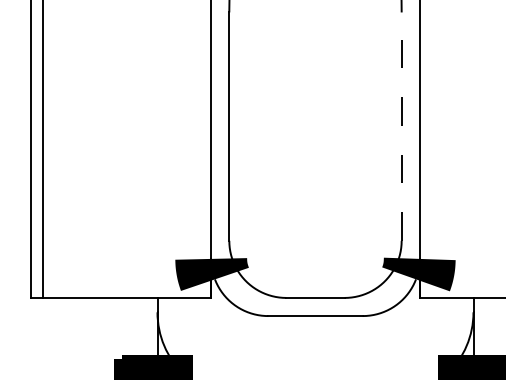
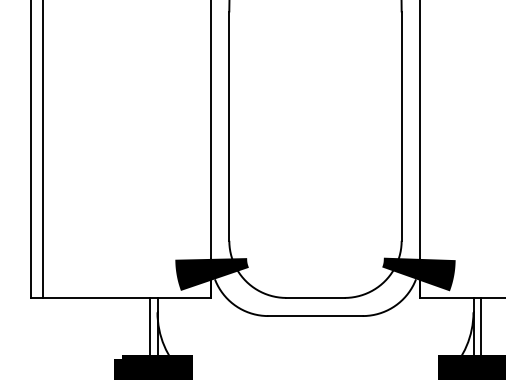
line: dashed -> solid (401, 126)
line: none -> present (150, 328)
line: none -> present (480, 328)
